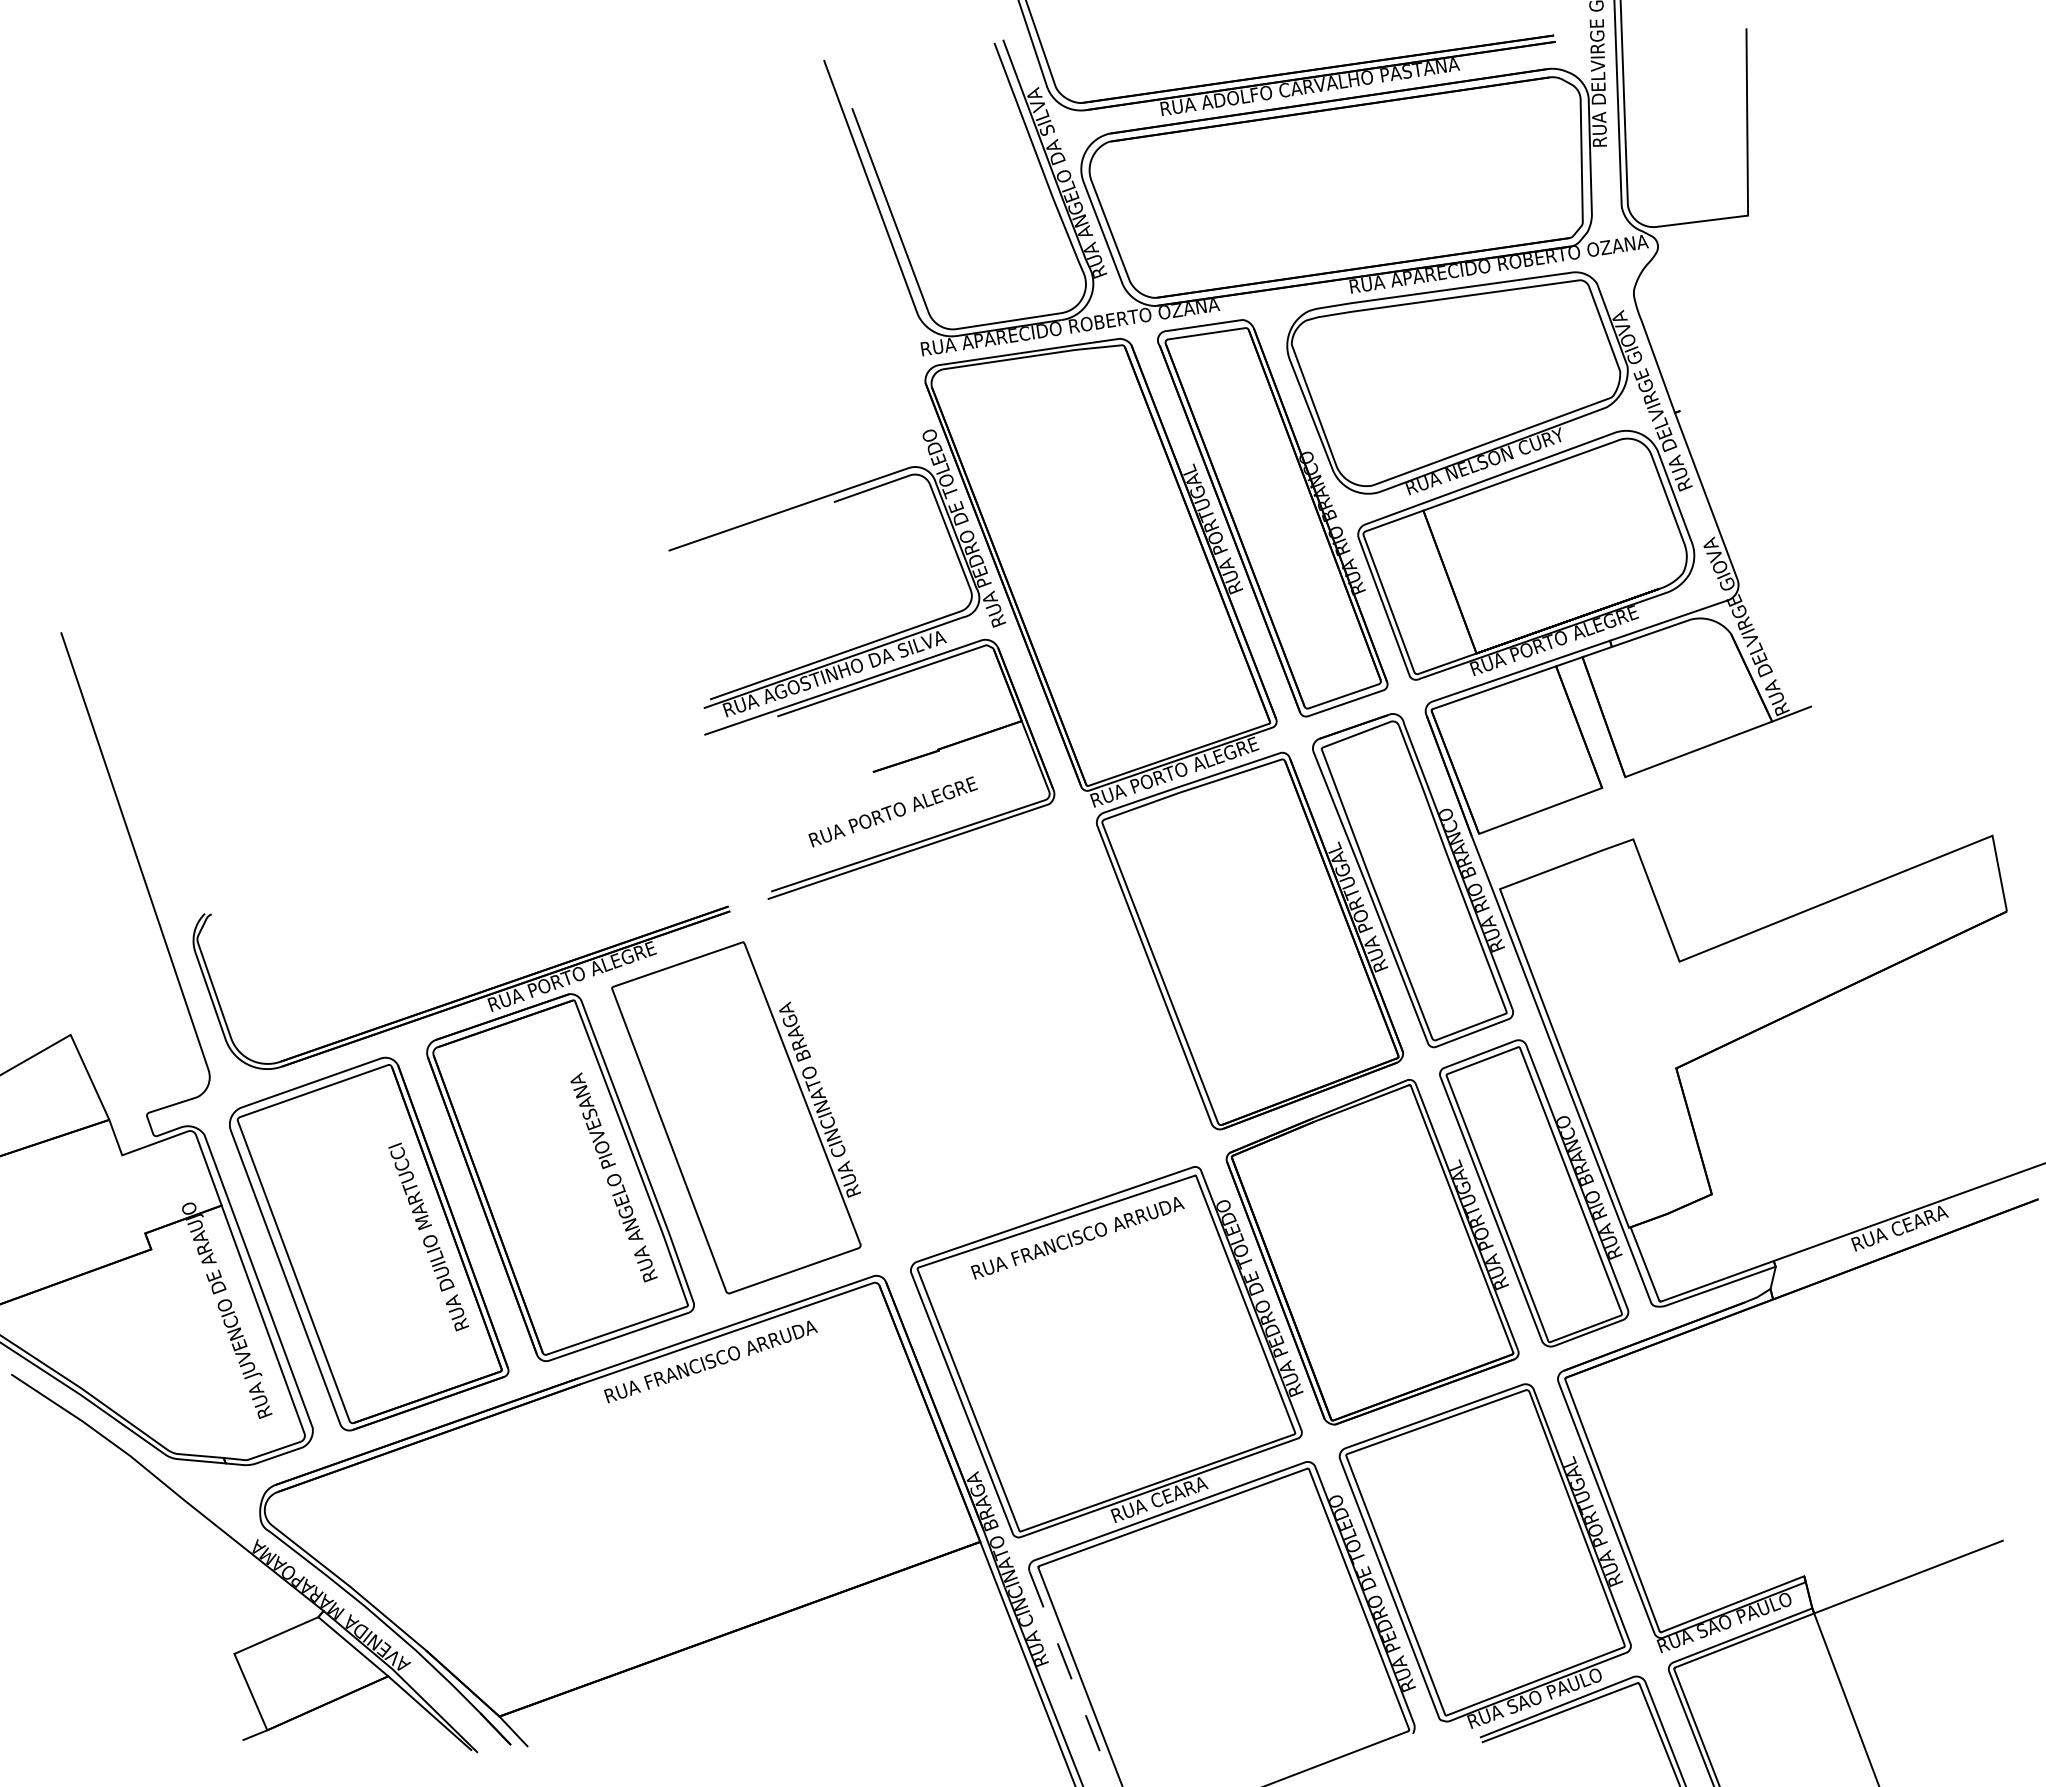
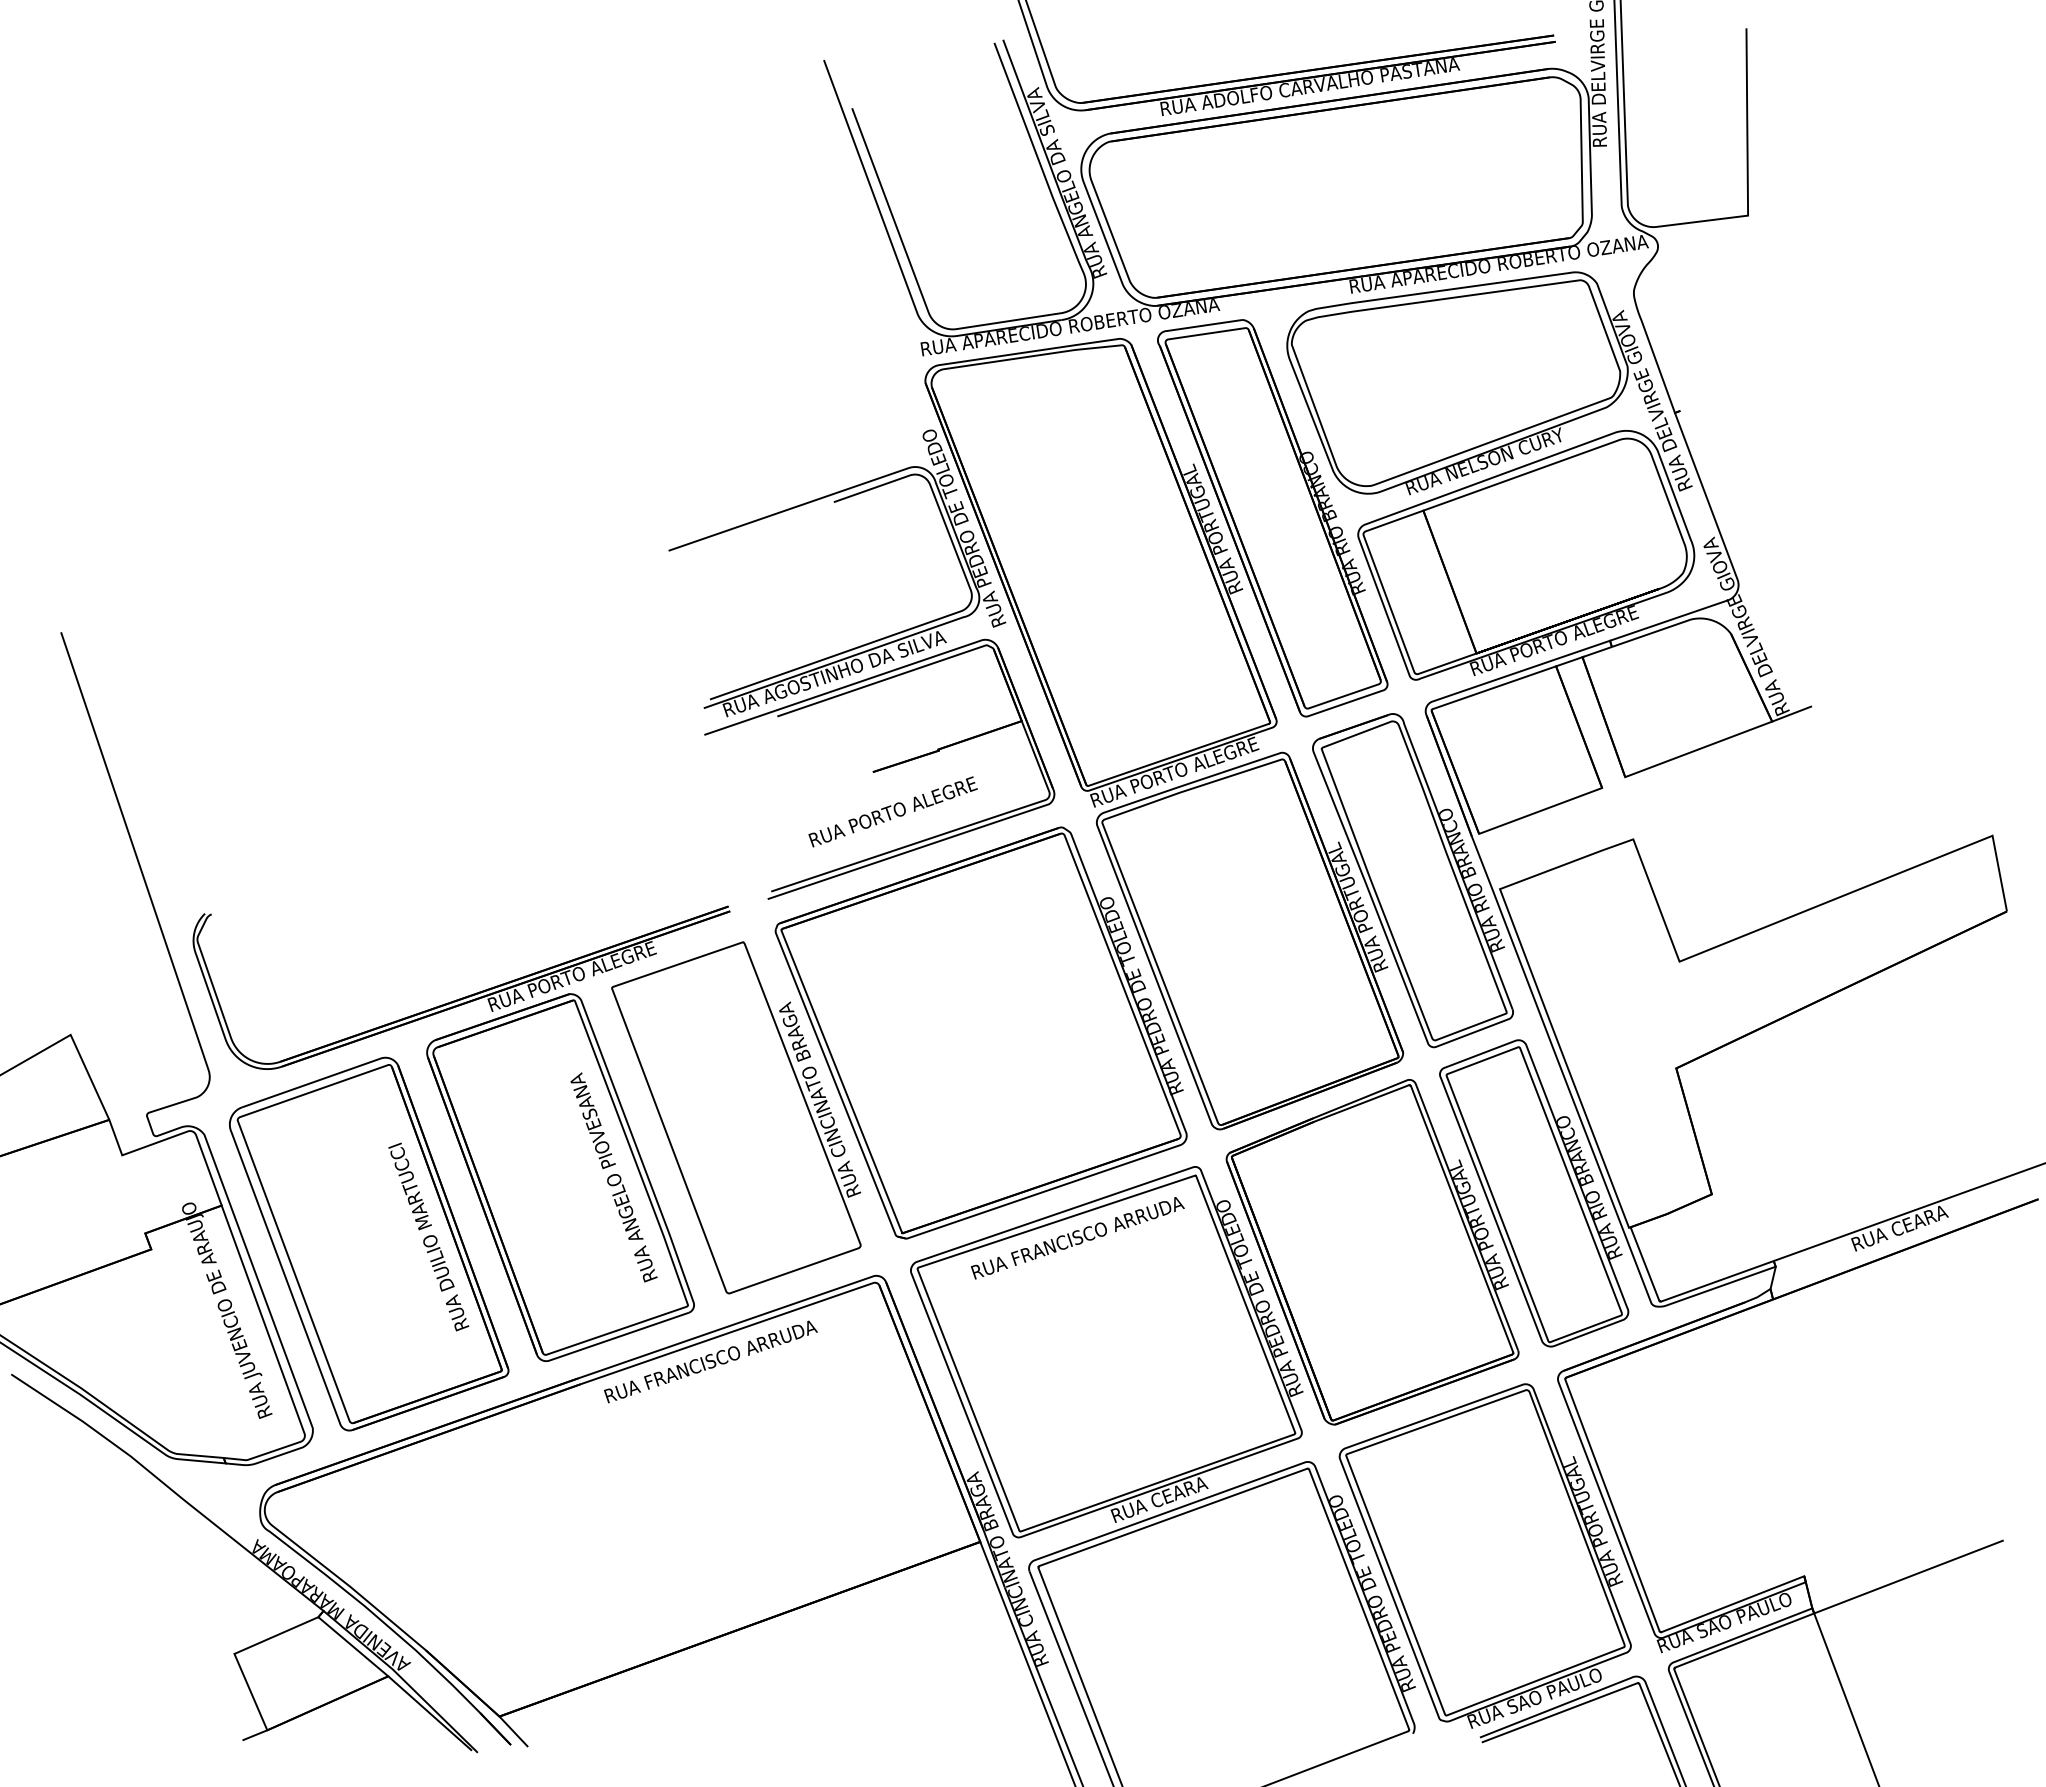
part: none -> present (980, 1032)
line: dashed -> solid (1071, 1679)
